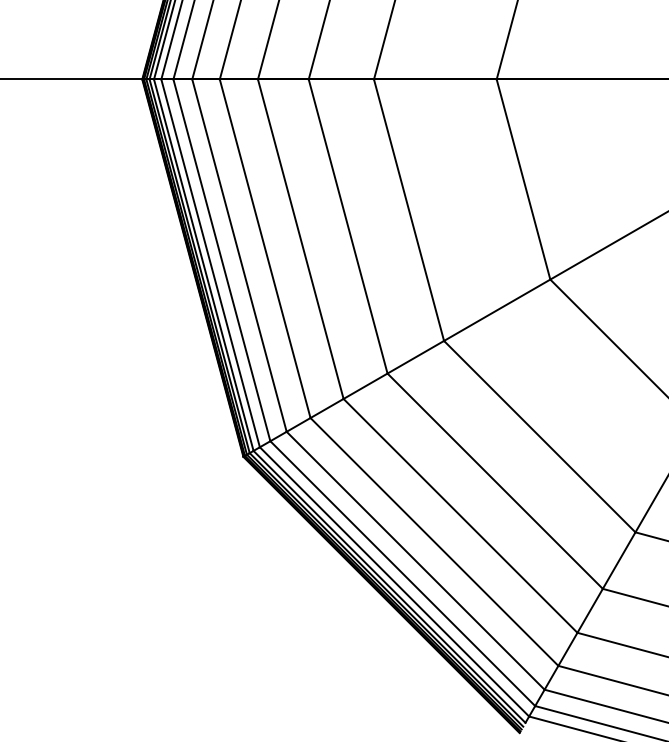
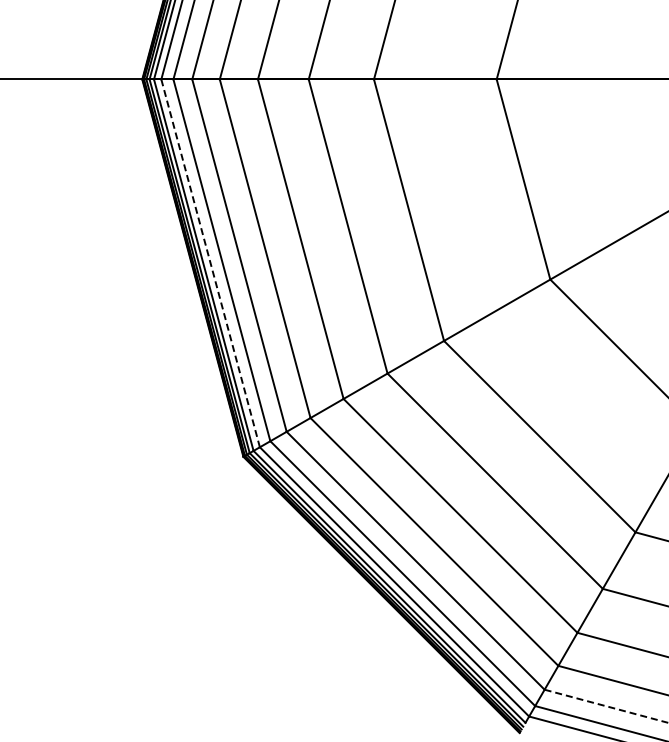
line: solid -> dashed (210, 263)
line: solid -> dashed (606, 706)
